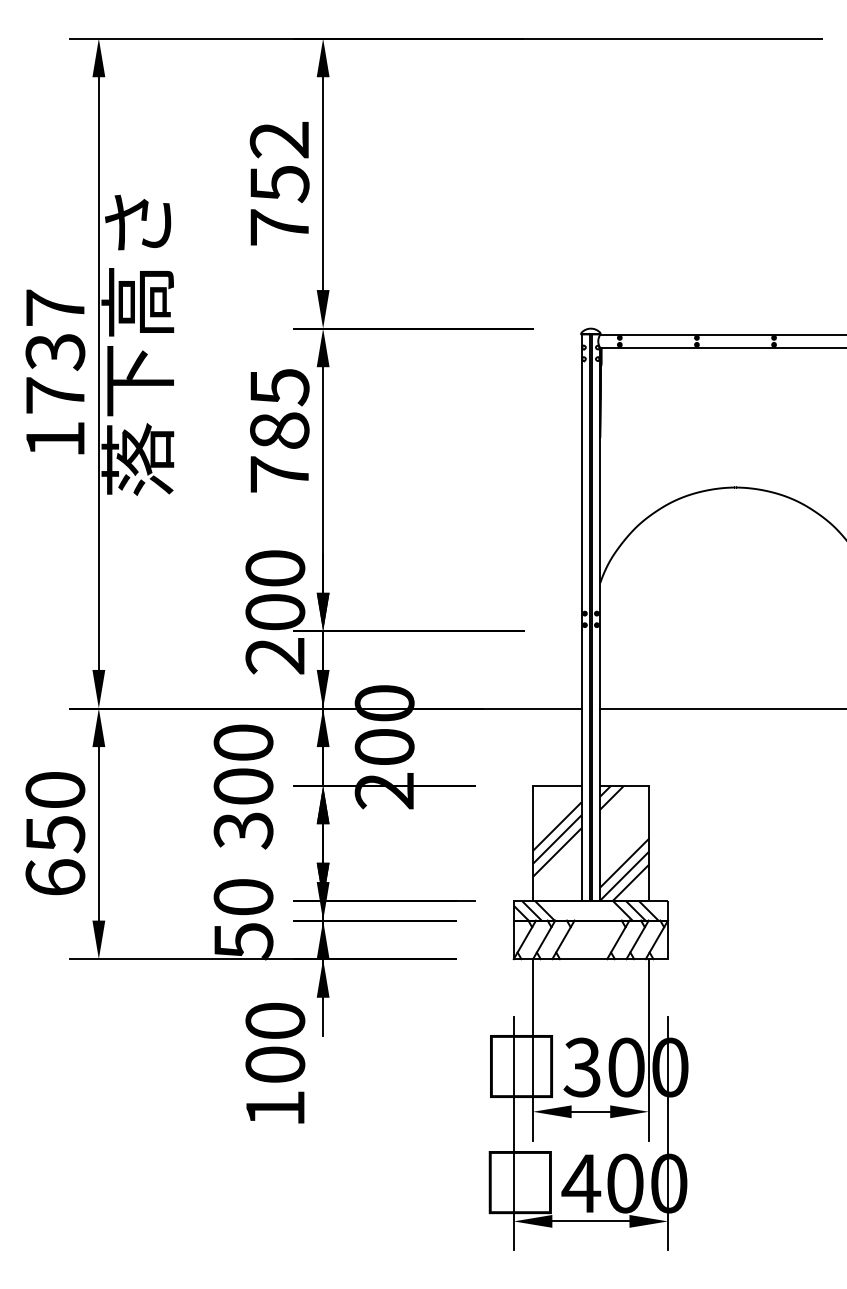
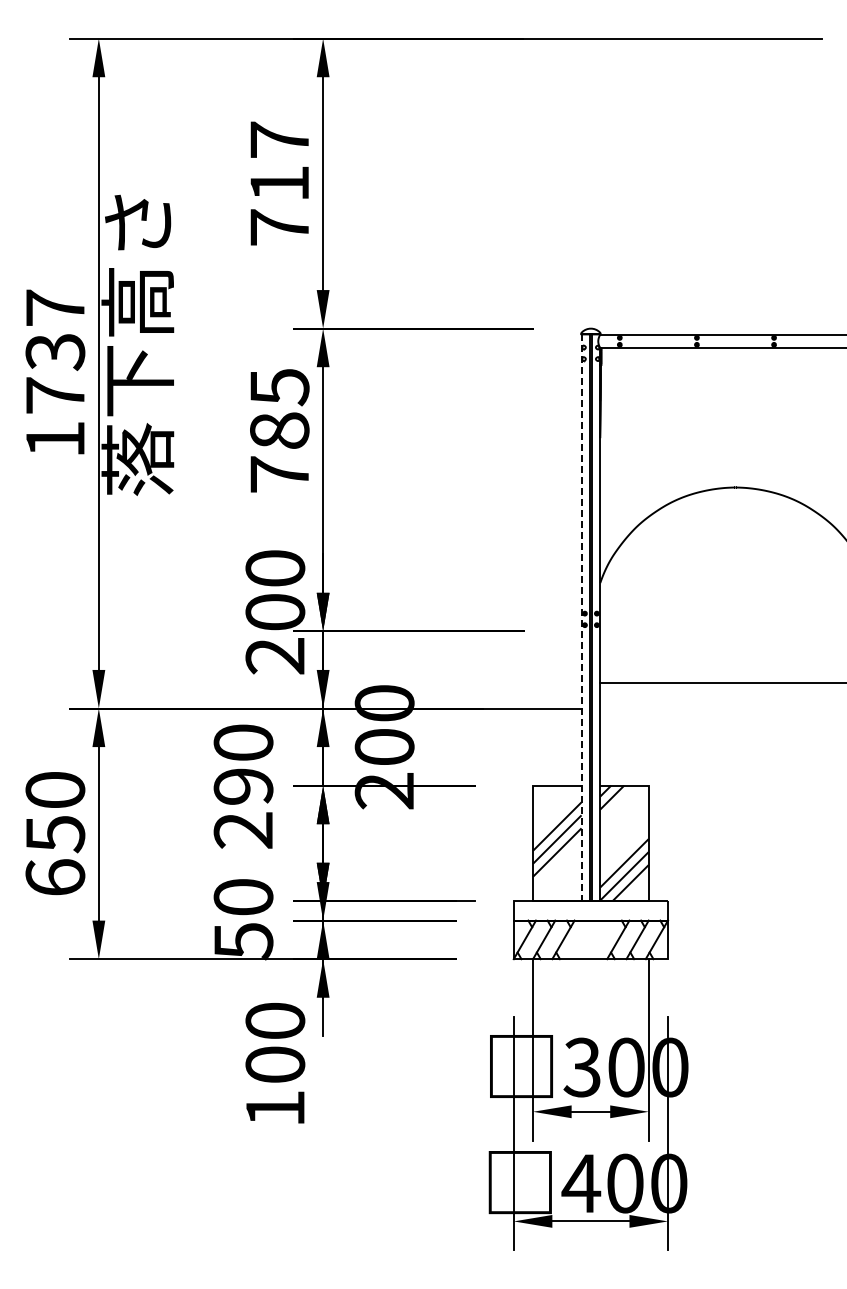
text: 752 -> 717 (279, 162)
line: solid -> dashed (581, 618)
line position: (721, 708) -> (721, 682) (721, 682)
text: 300 -> 290 (243, 808)
hatch: present -> none (585, 910)
